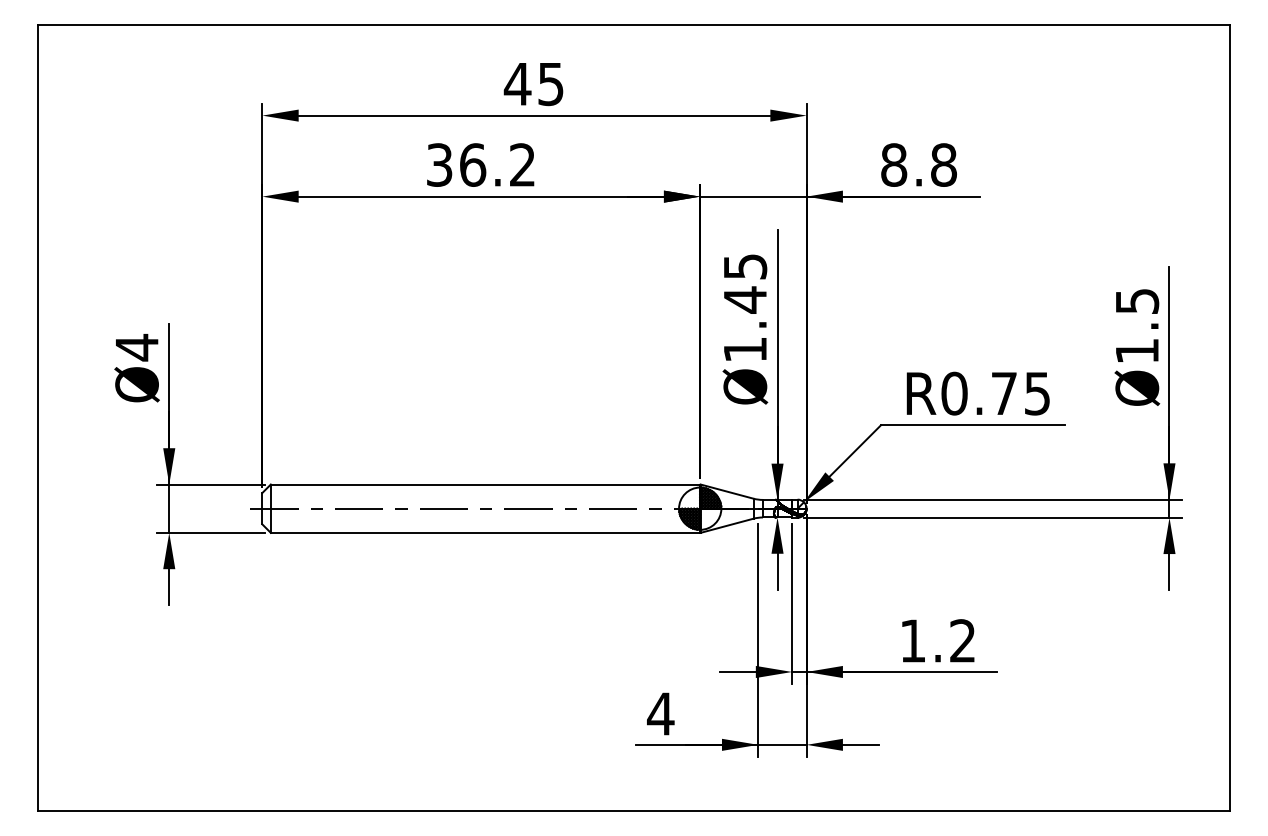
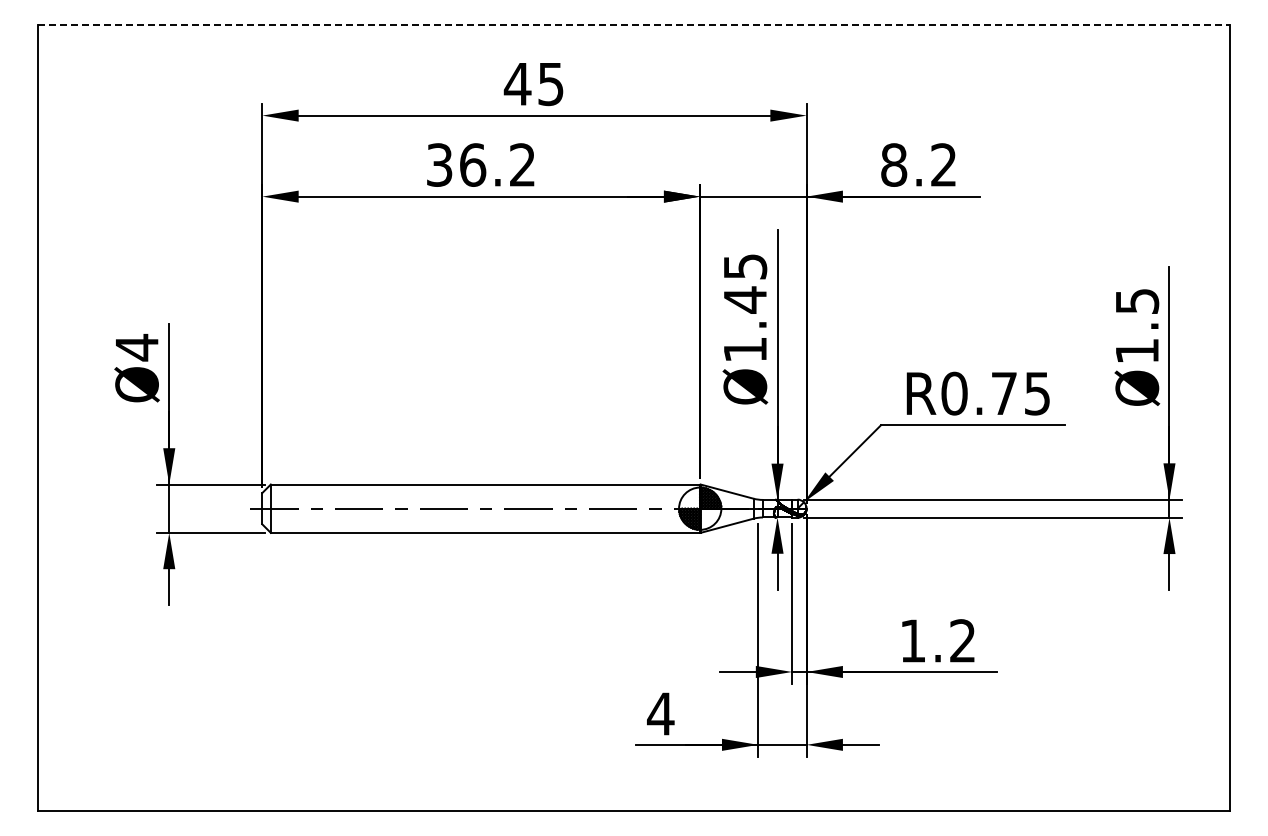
line: solid -> dashed (634, 24)
text: 8.8 -> 8.2 (943, 164)
